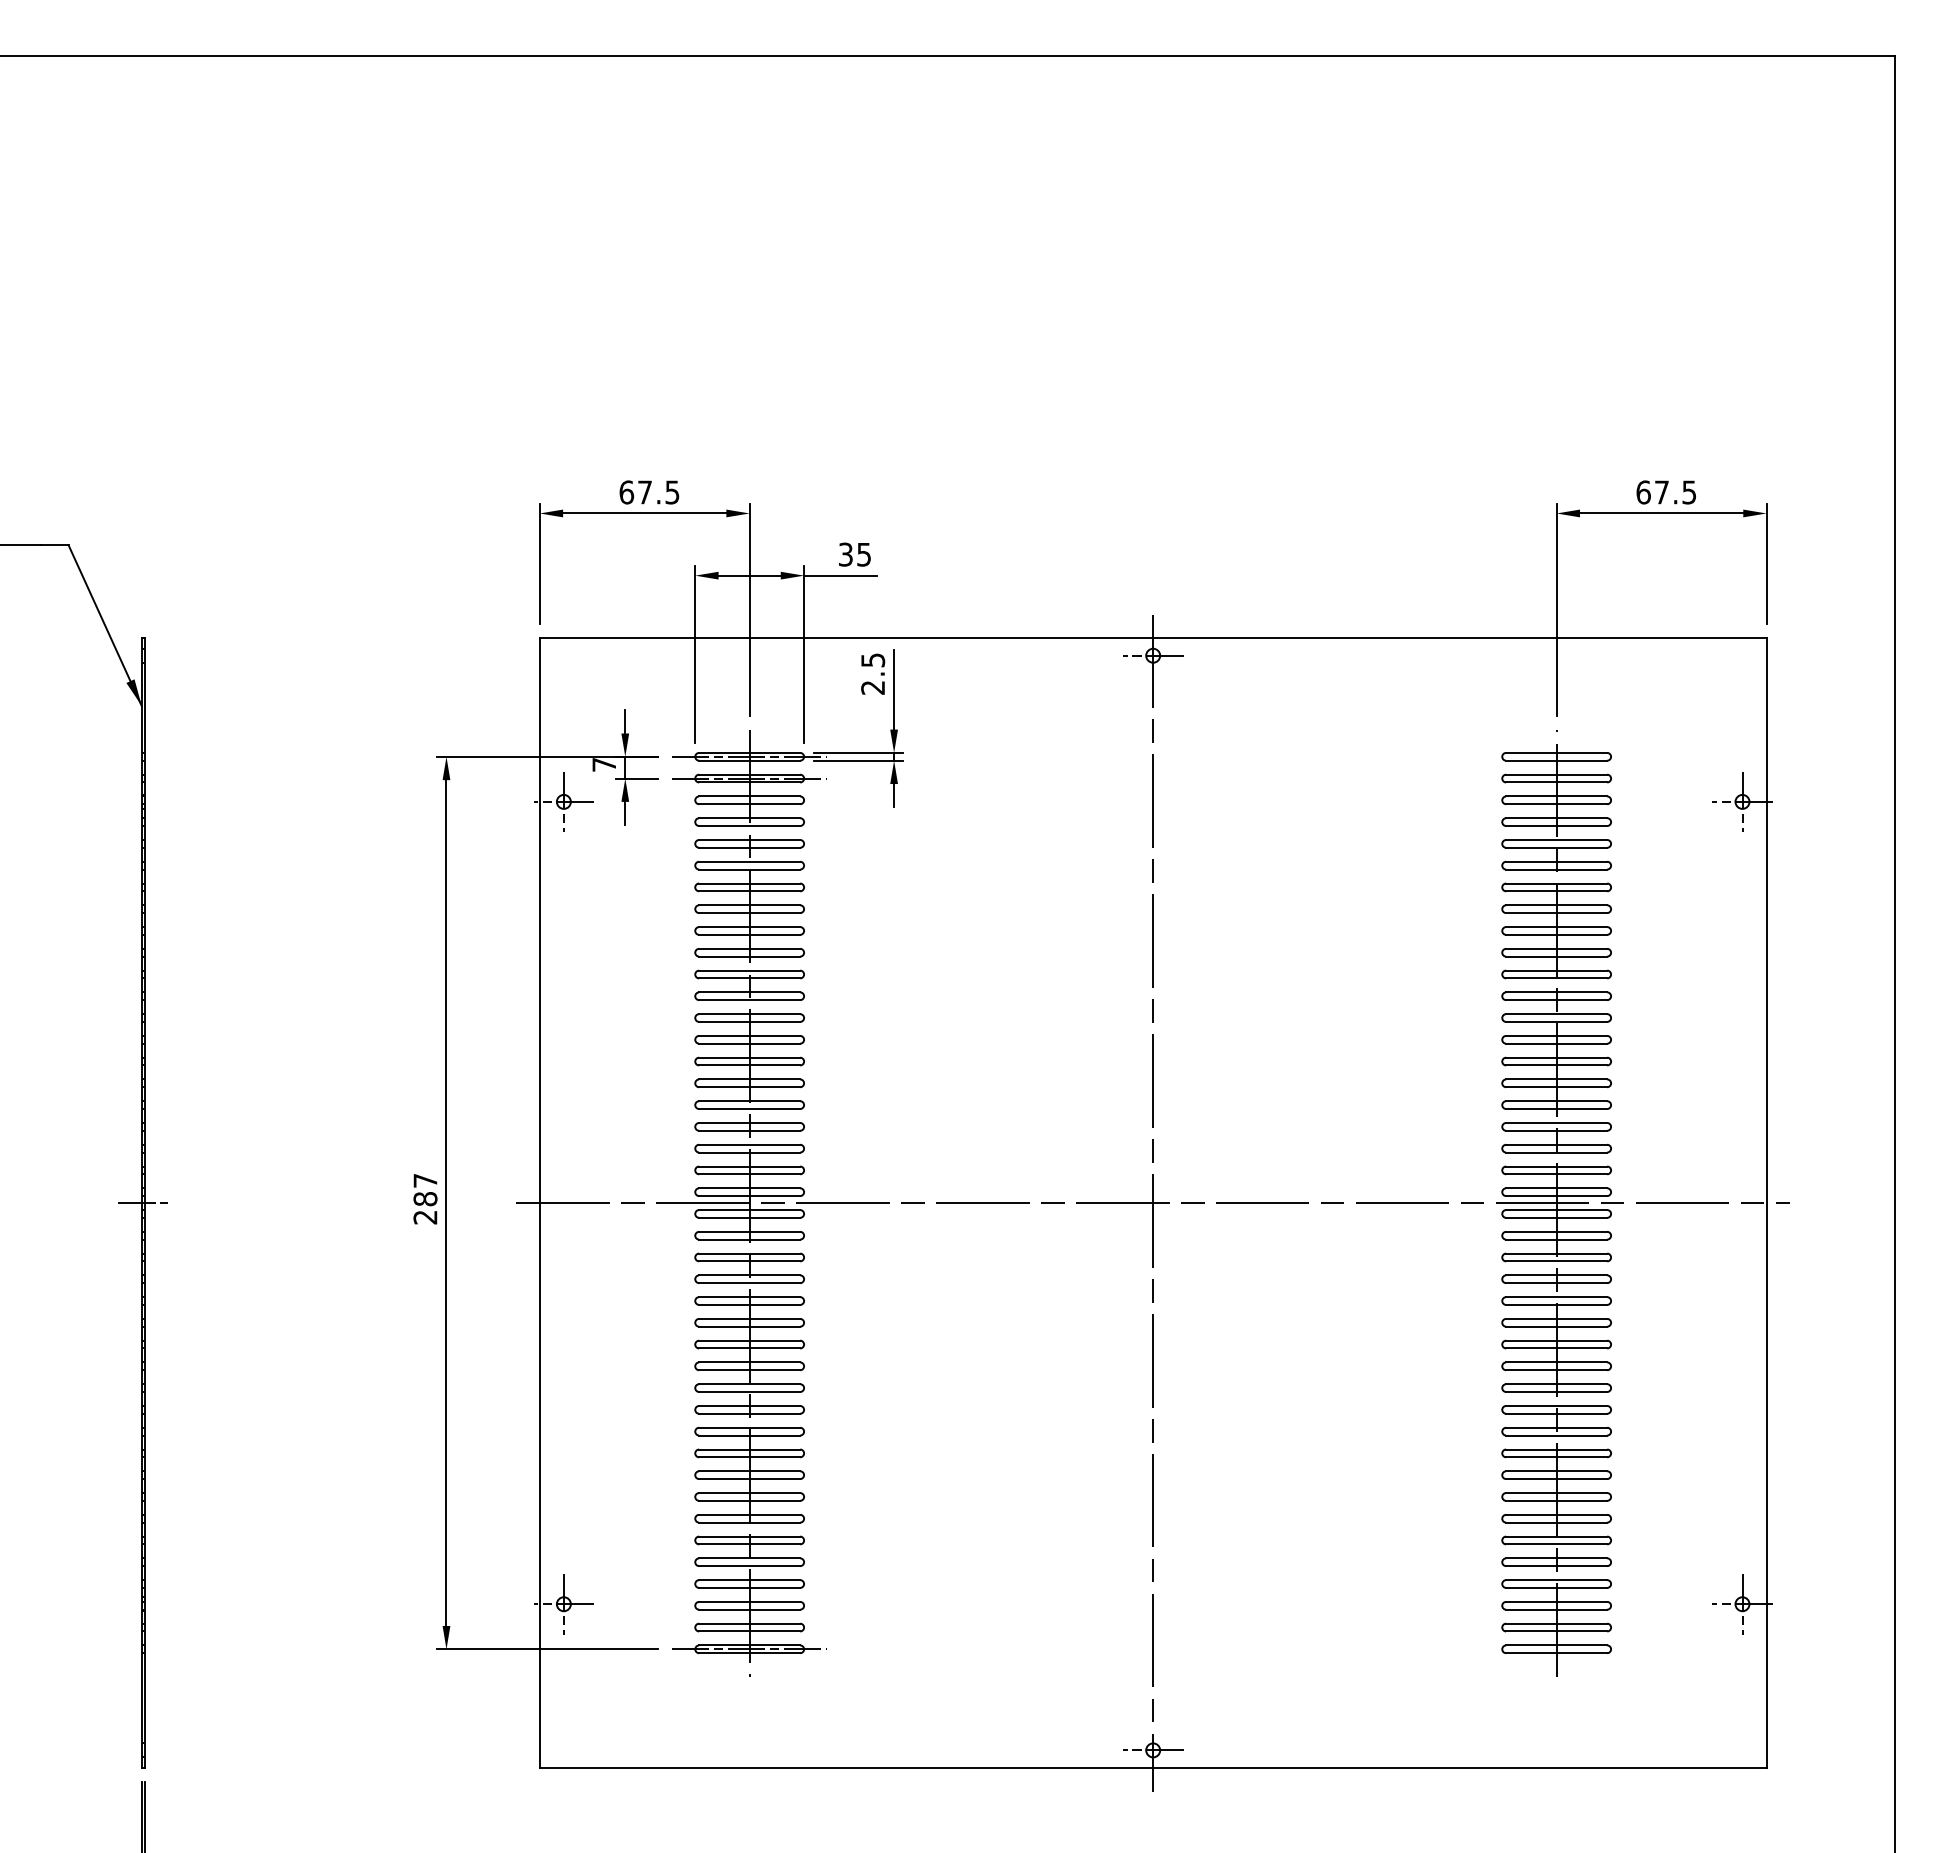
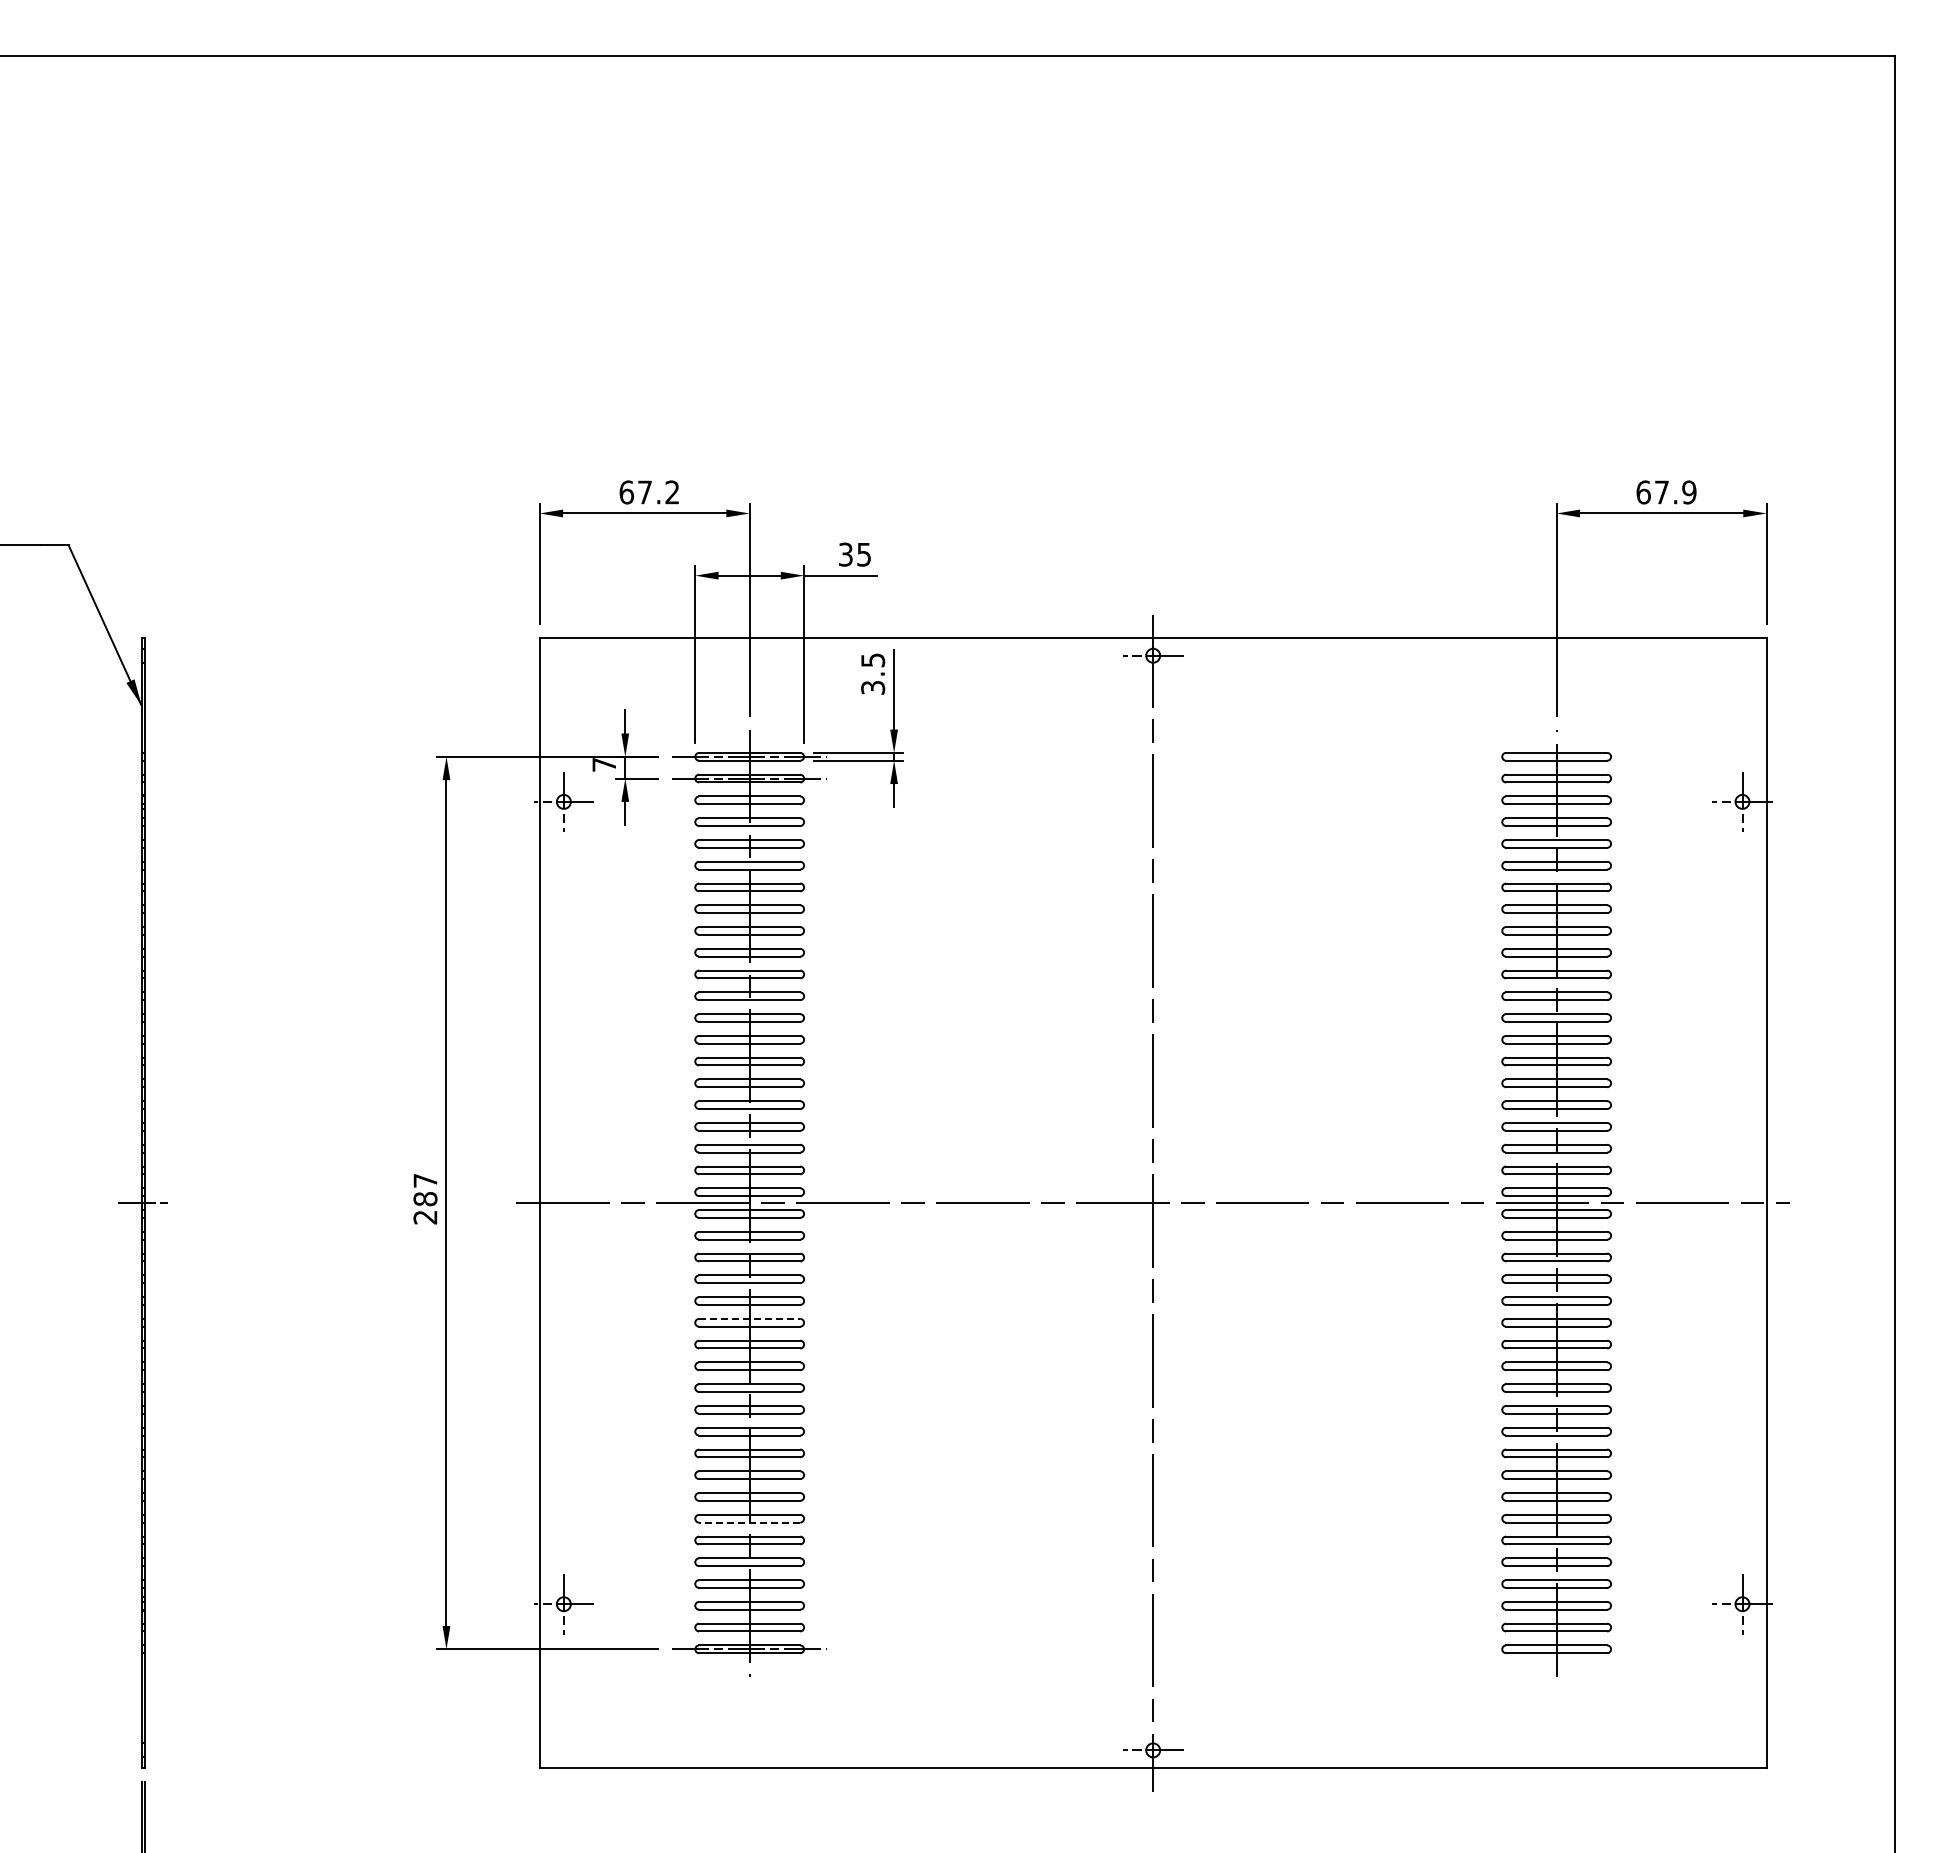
text: 67.5 -> 67.2 (672, 492)
text: 67.5 -> 67.9 (1689, 492)
text: 2.5 -> 3.5 (873, 687)
line: solid -> dashed (749, 1318)
line: solid -> dashed (749, 1522)
